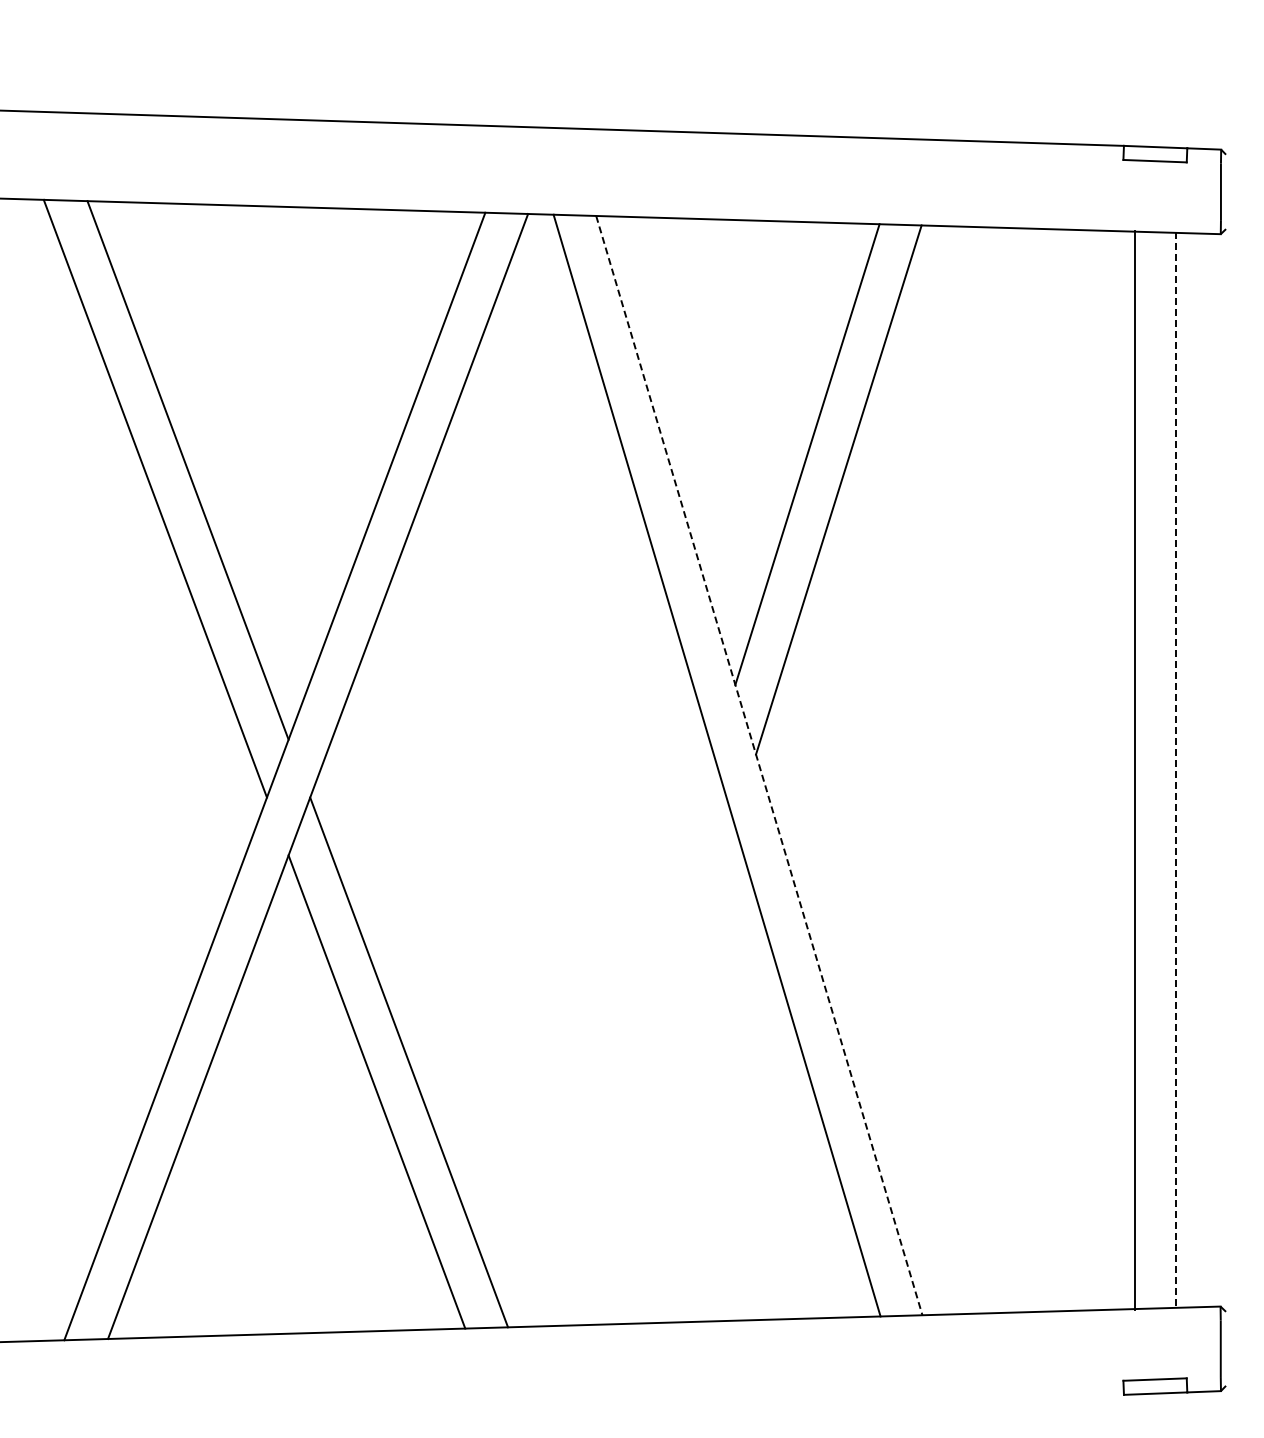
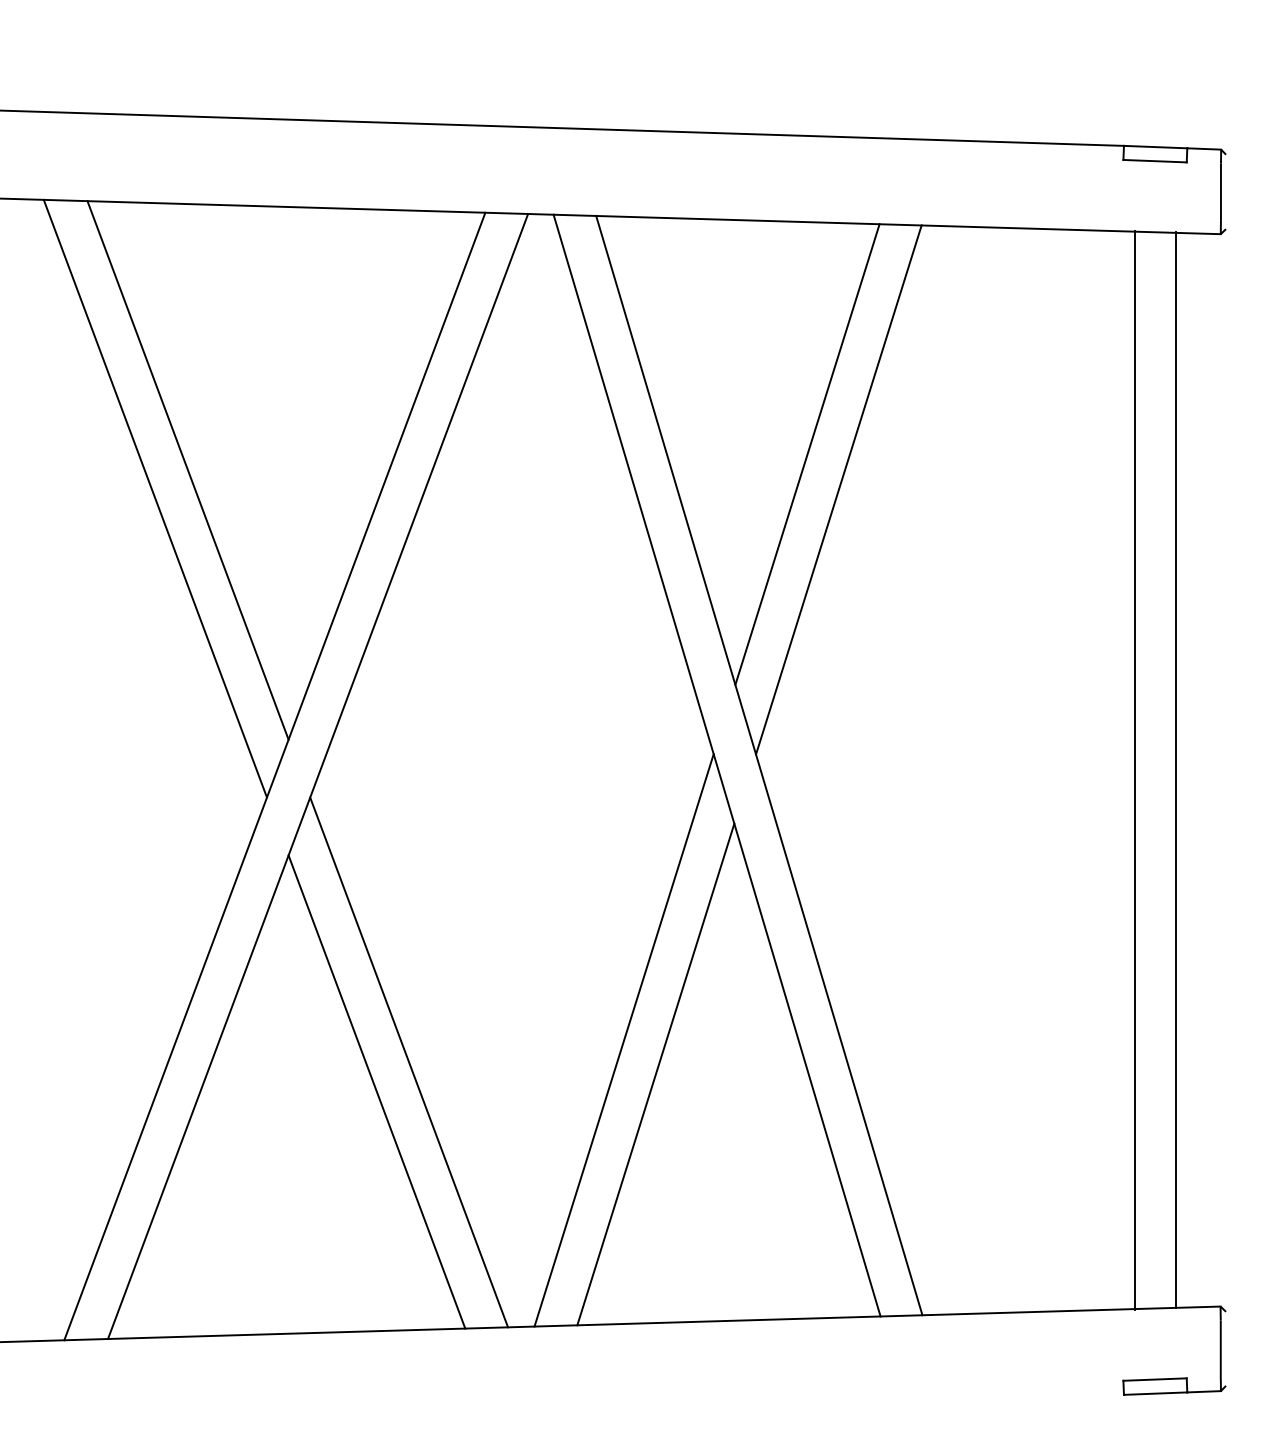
line: dashed -> solid (759, 766)
line: dashed -> solid (1175, 770)
line: none -> present (623, 1040)
line: none -> present (655, 1074)
